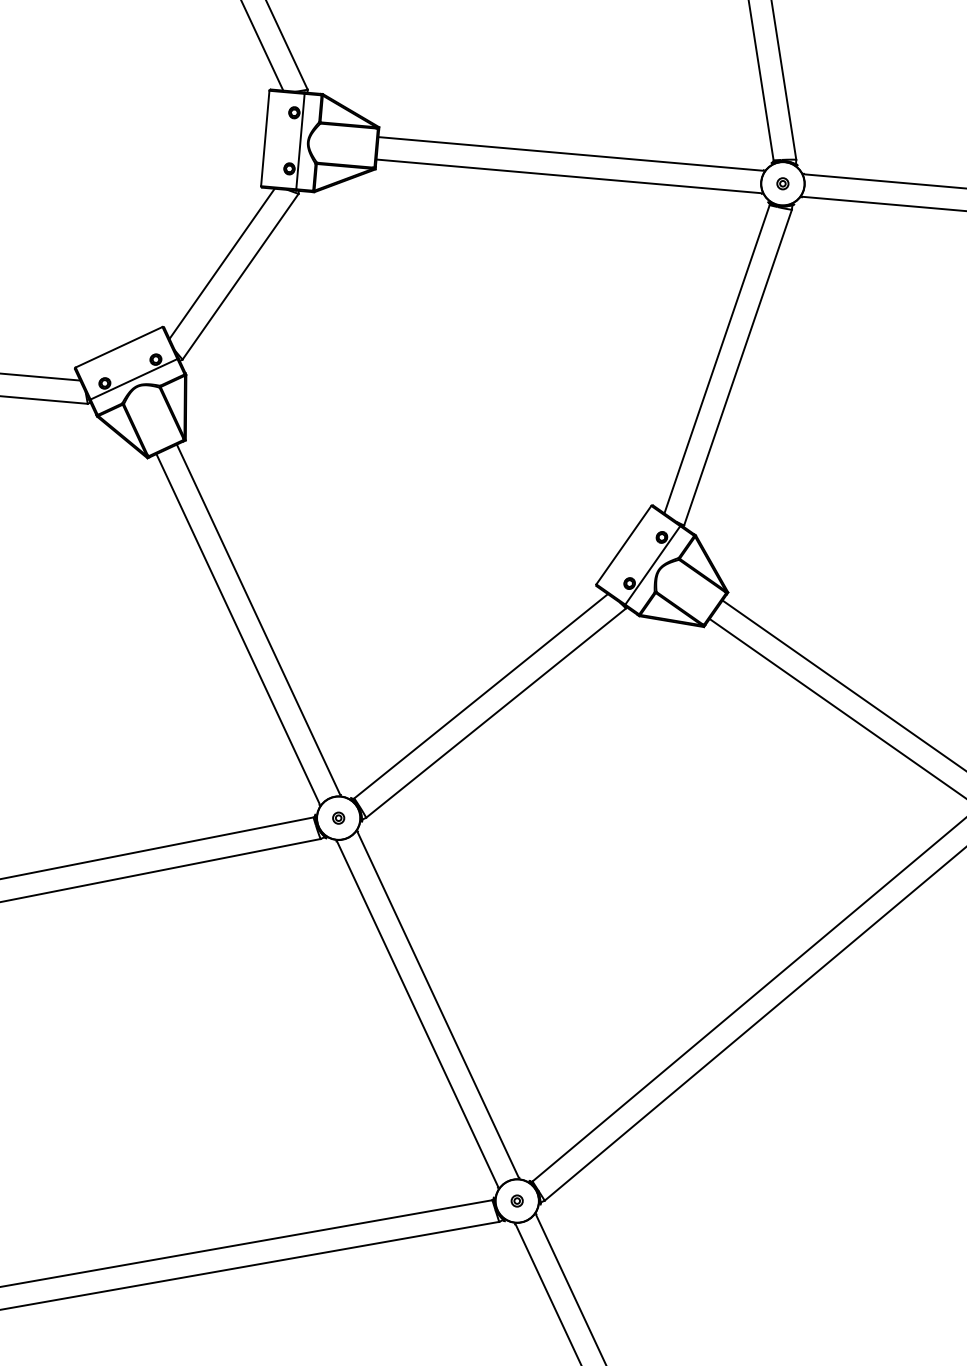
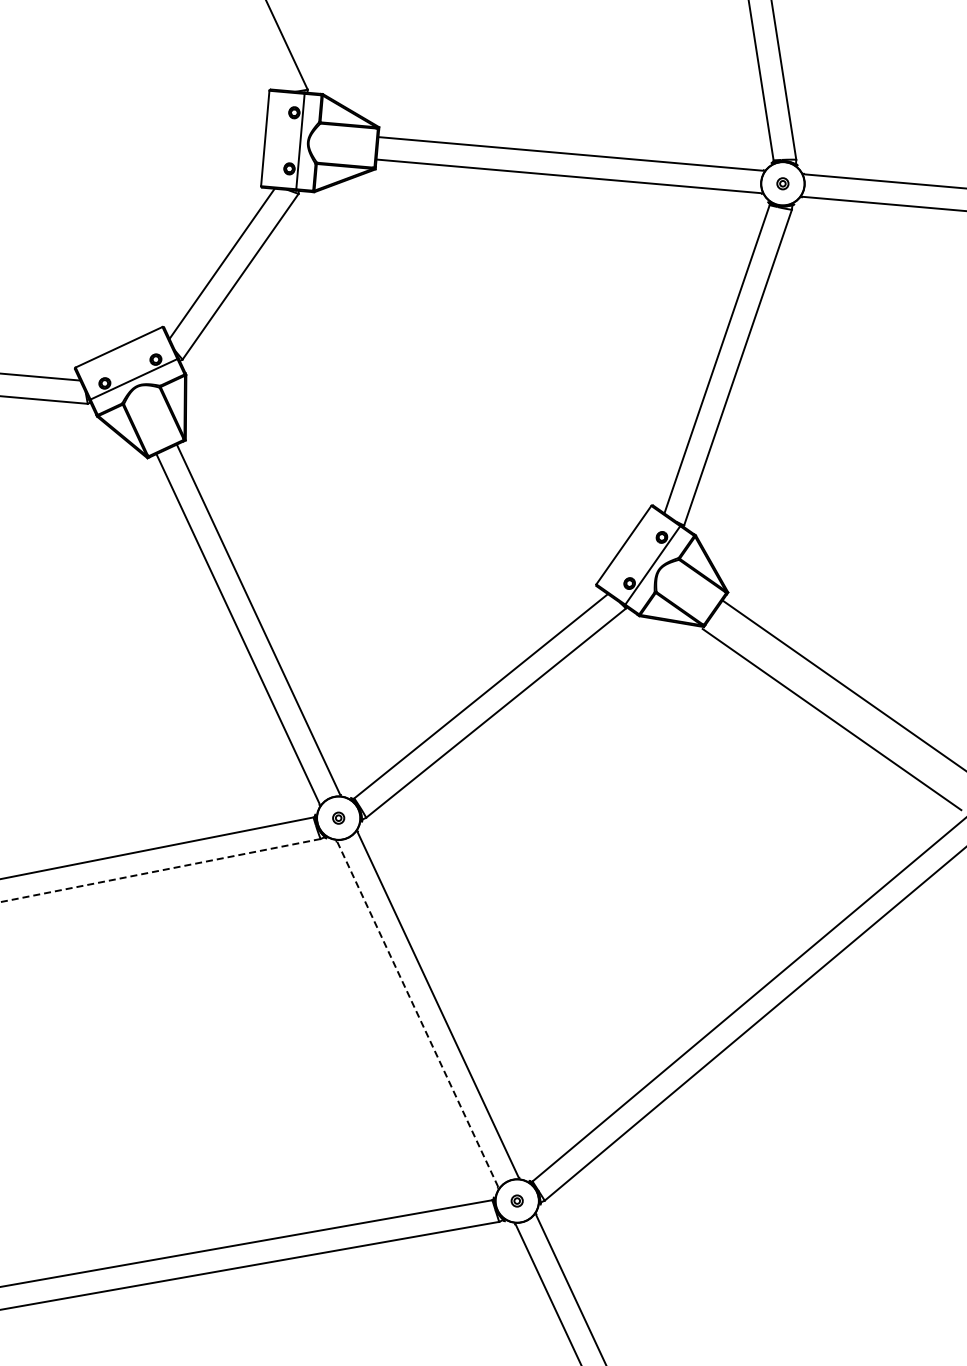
line: present -> none (262, 46)
line position: (836, 707) -> (831, 719) (831, 719)
line: solid -> dashed (160, 870)
line: solid -> dashed (417, 1013)
